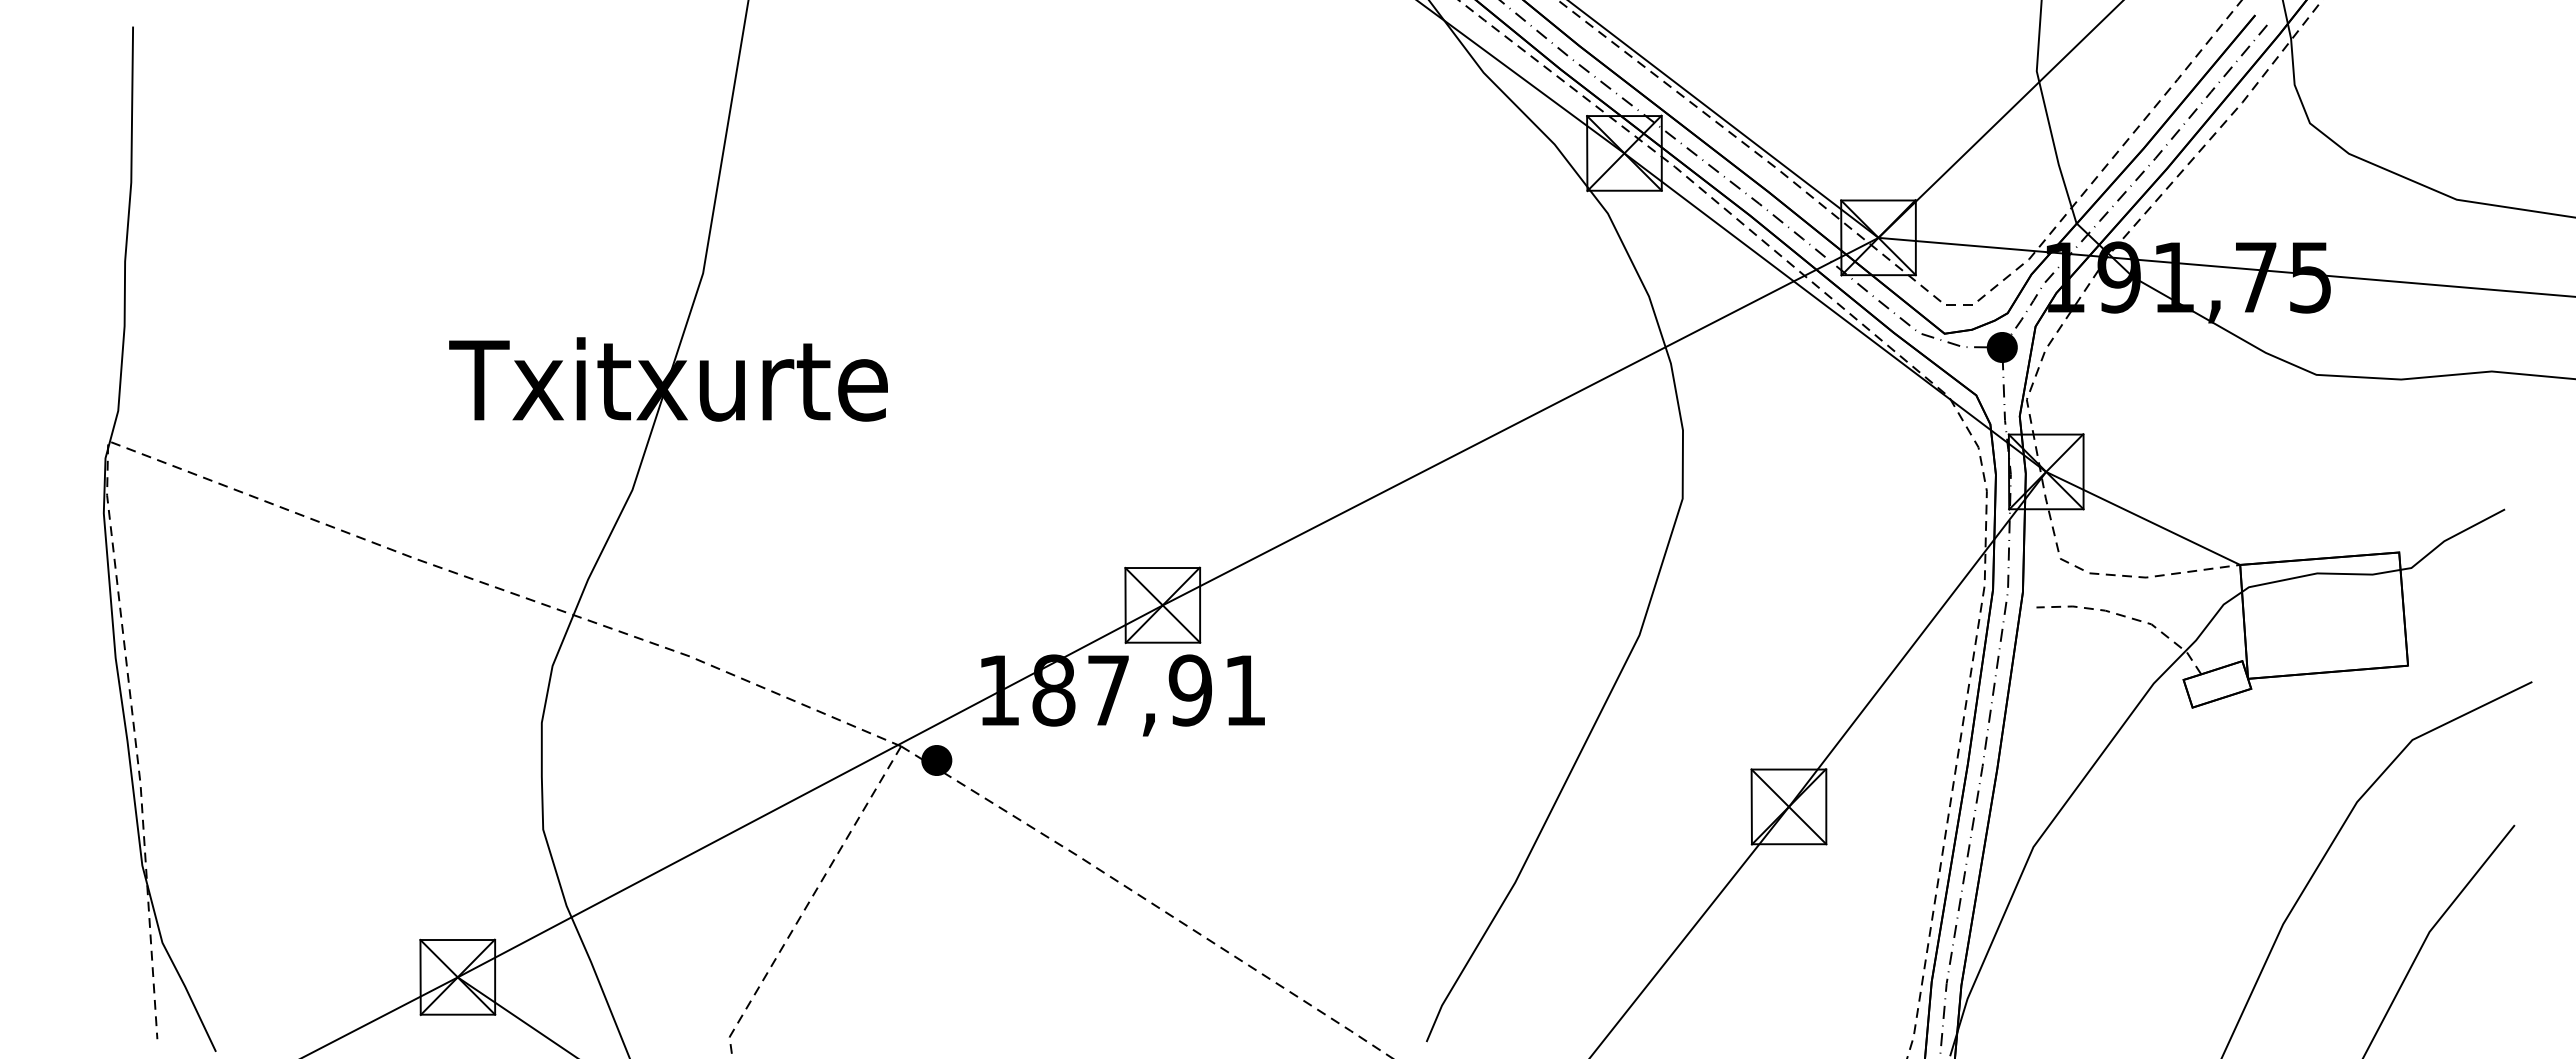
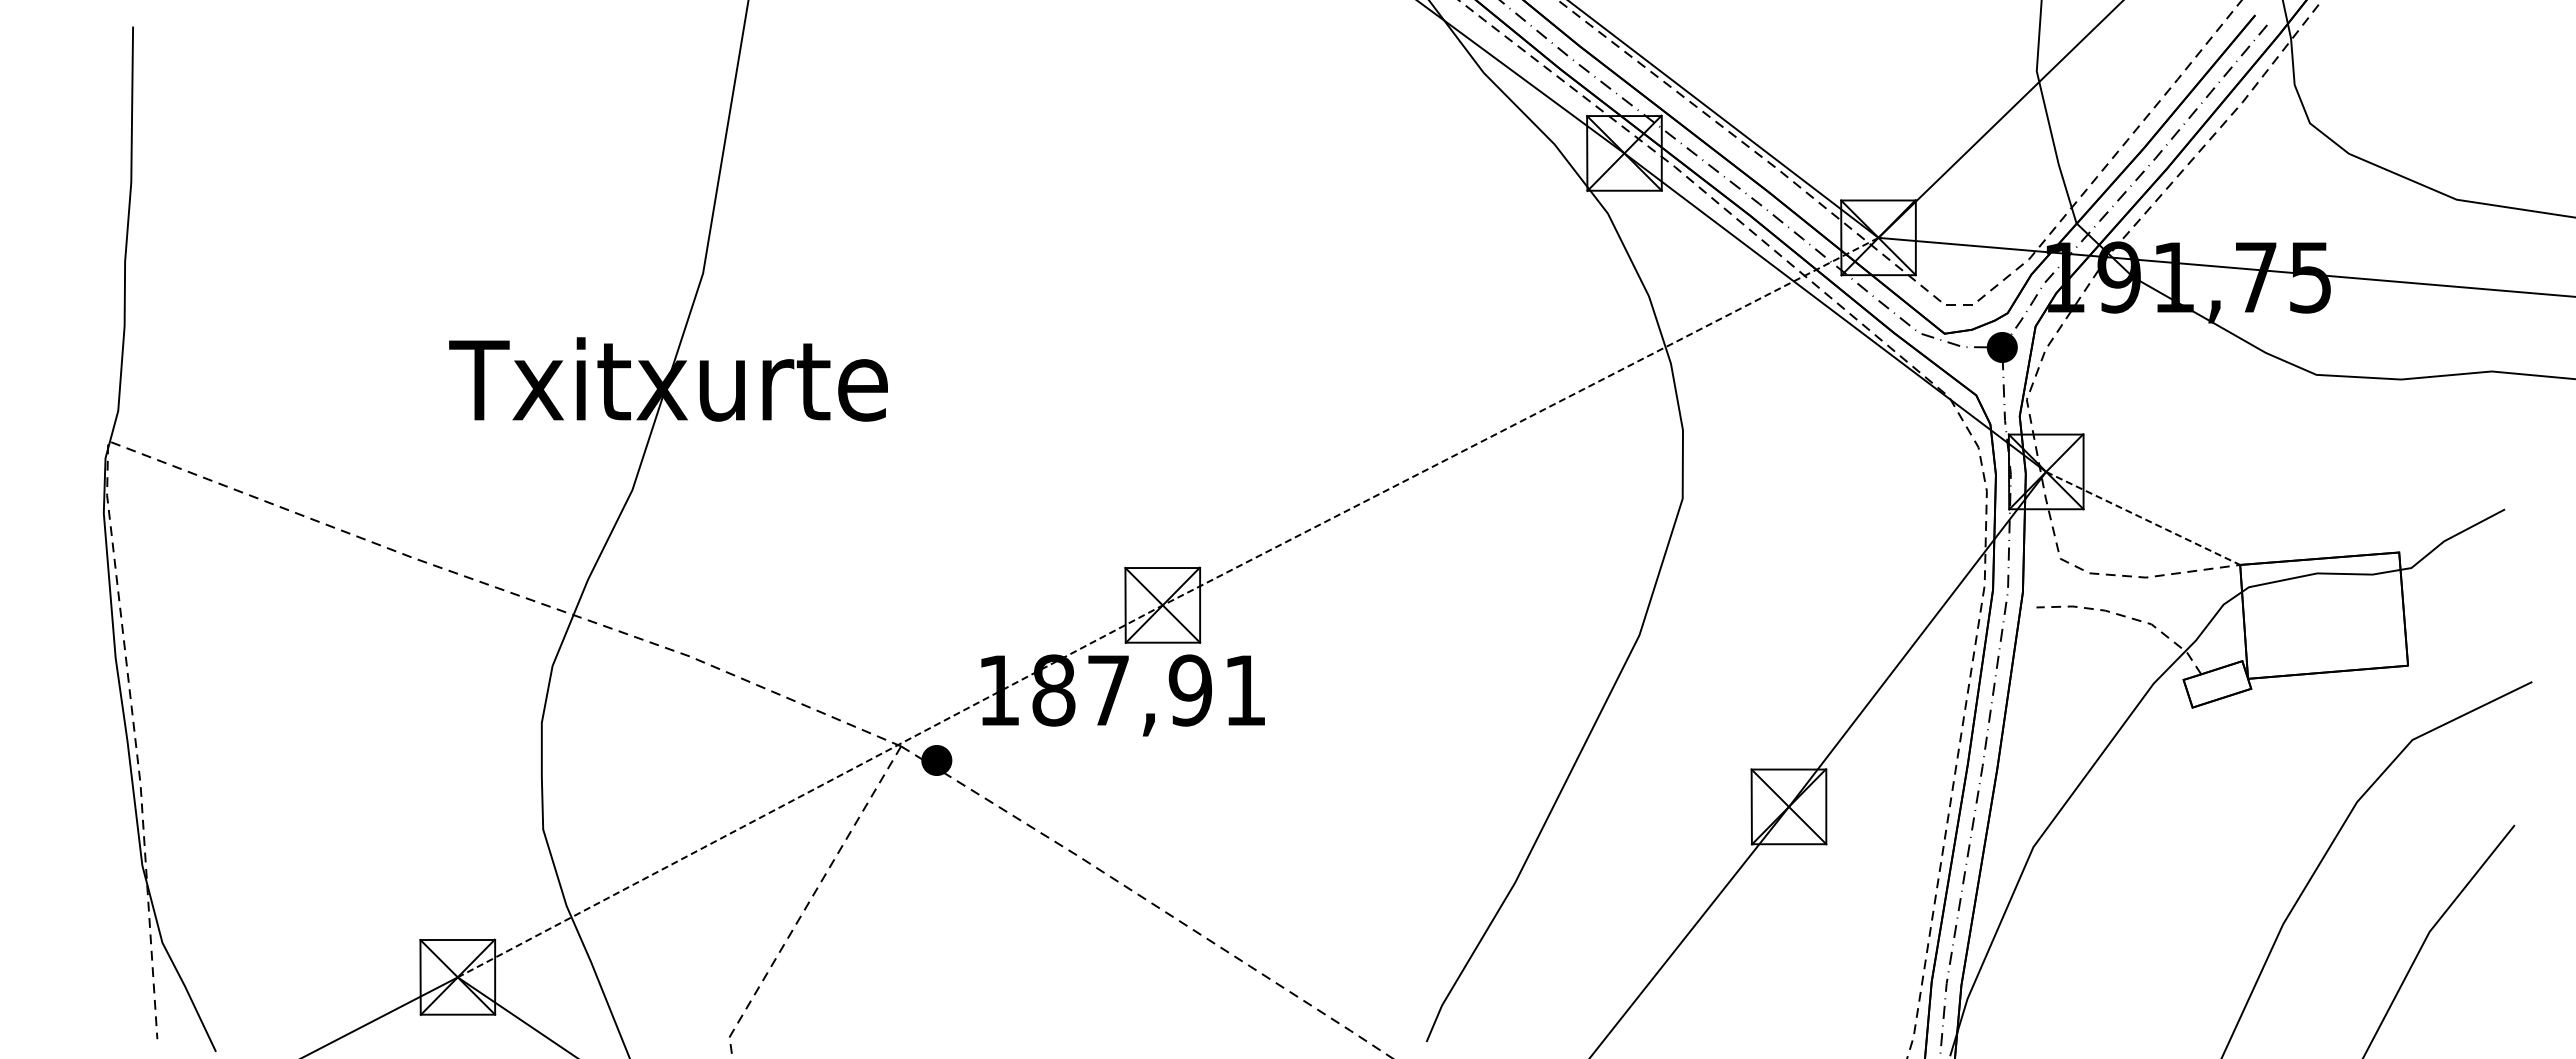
line: solid -> dashed (2143, 518)
line: solid -> dashed (1165, 604)
